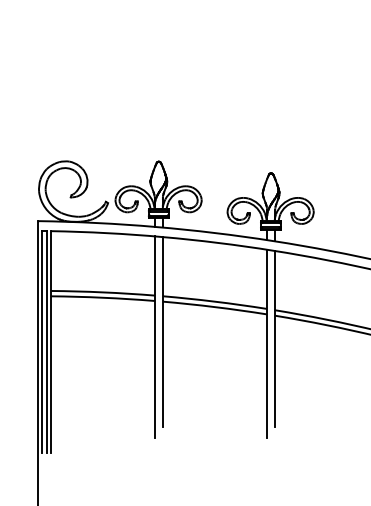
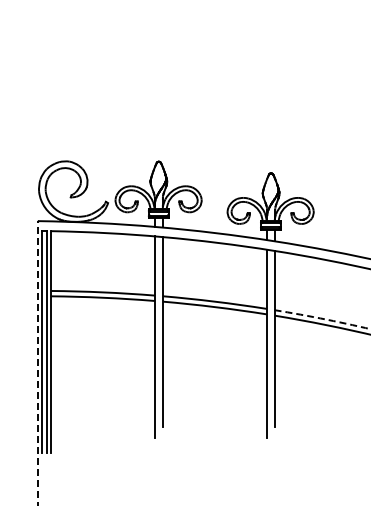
arc: solid -> dashed (322, 318)
line: solid -> dashed (37, 362)
